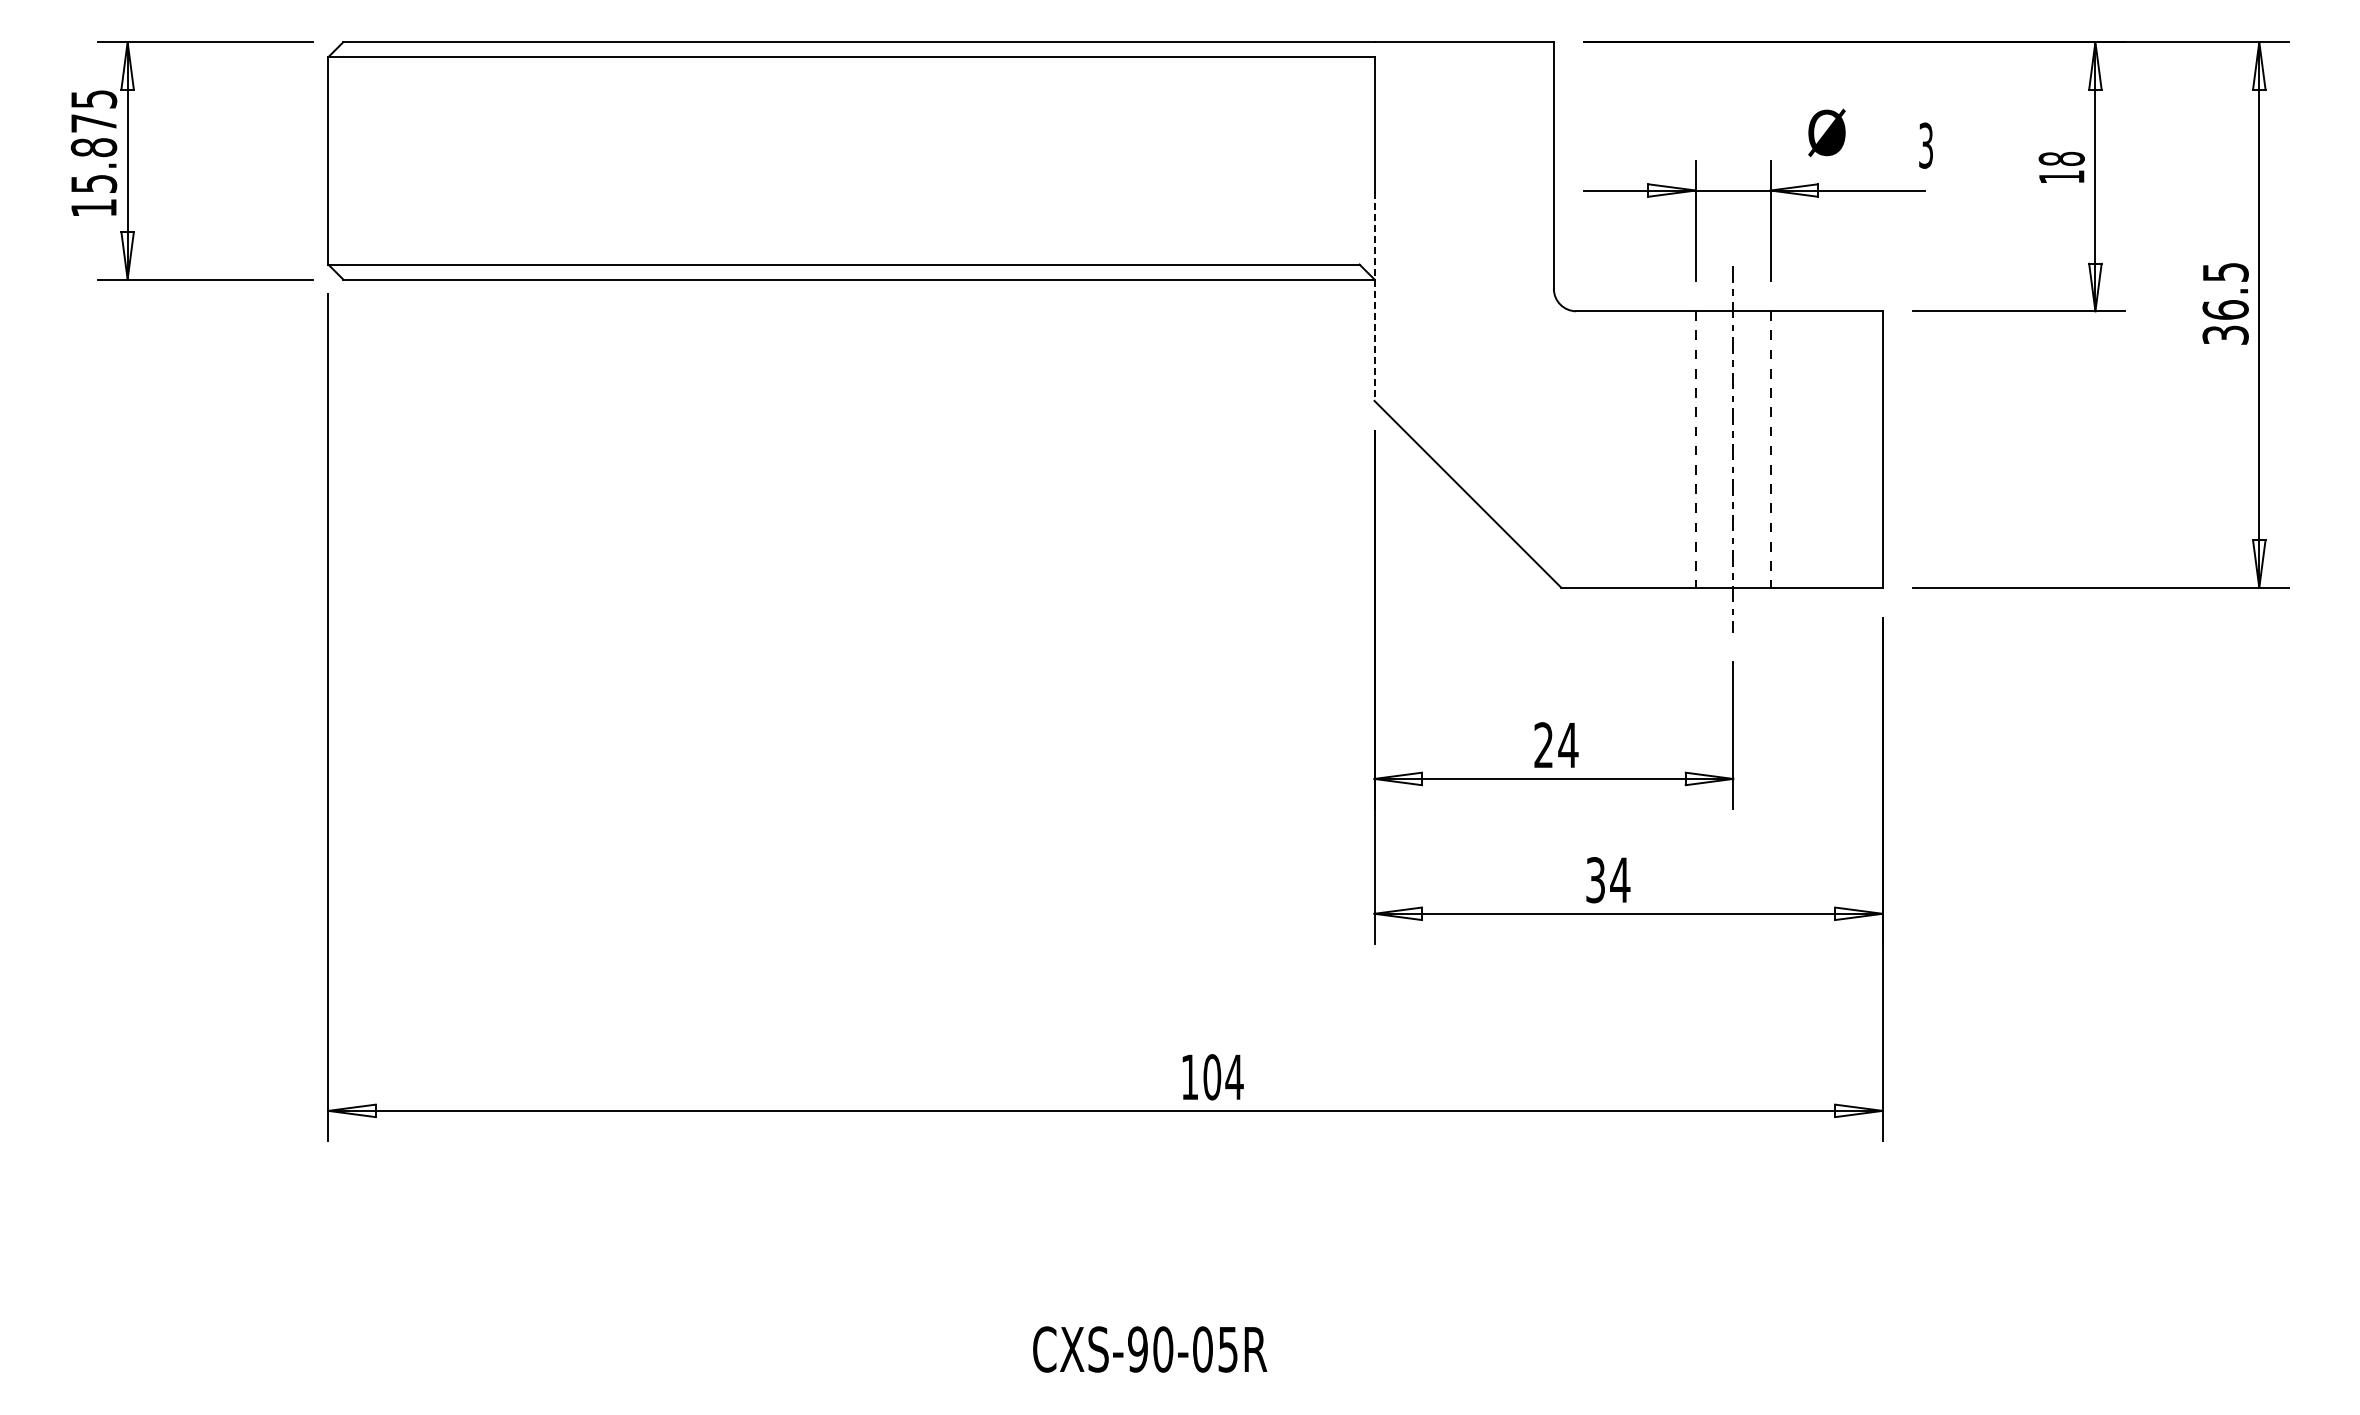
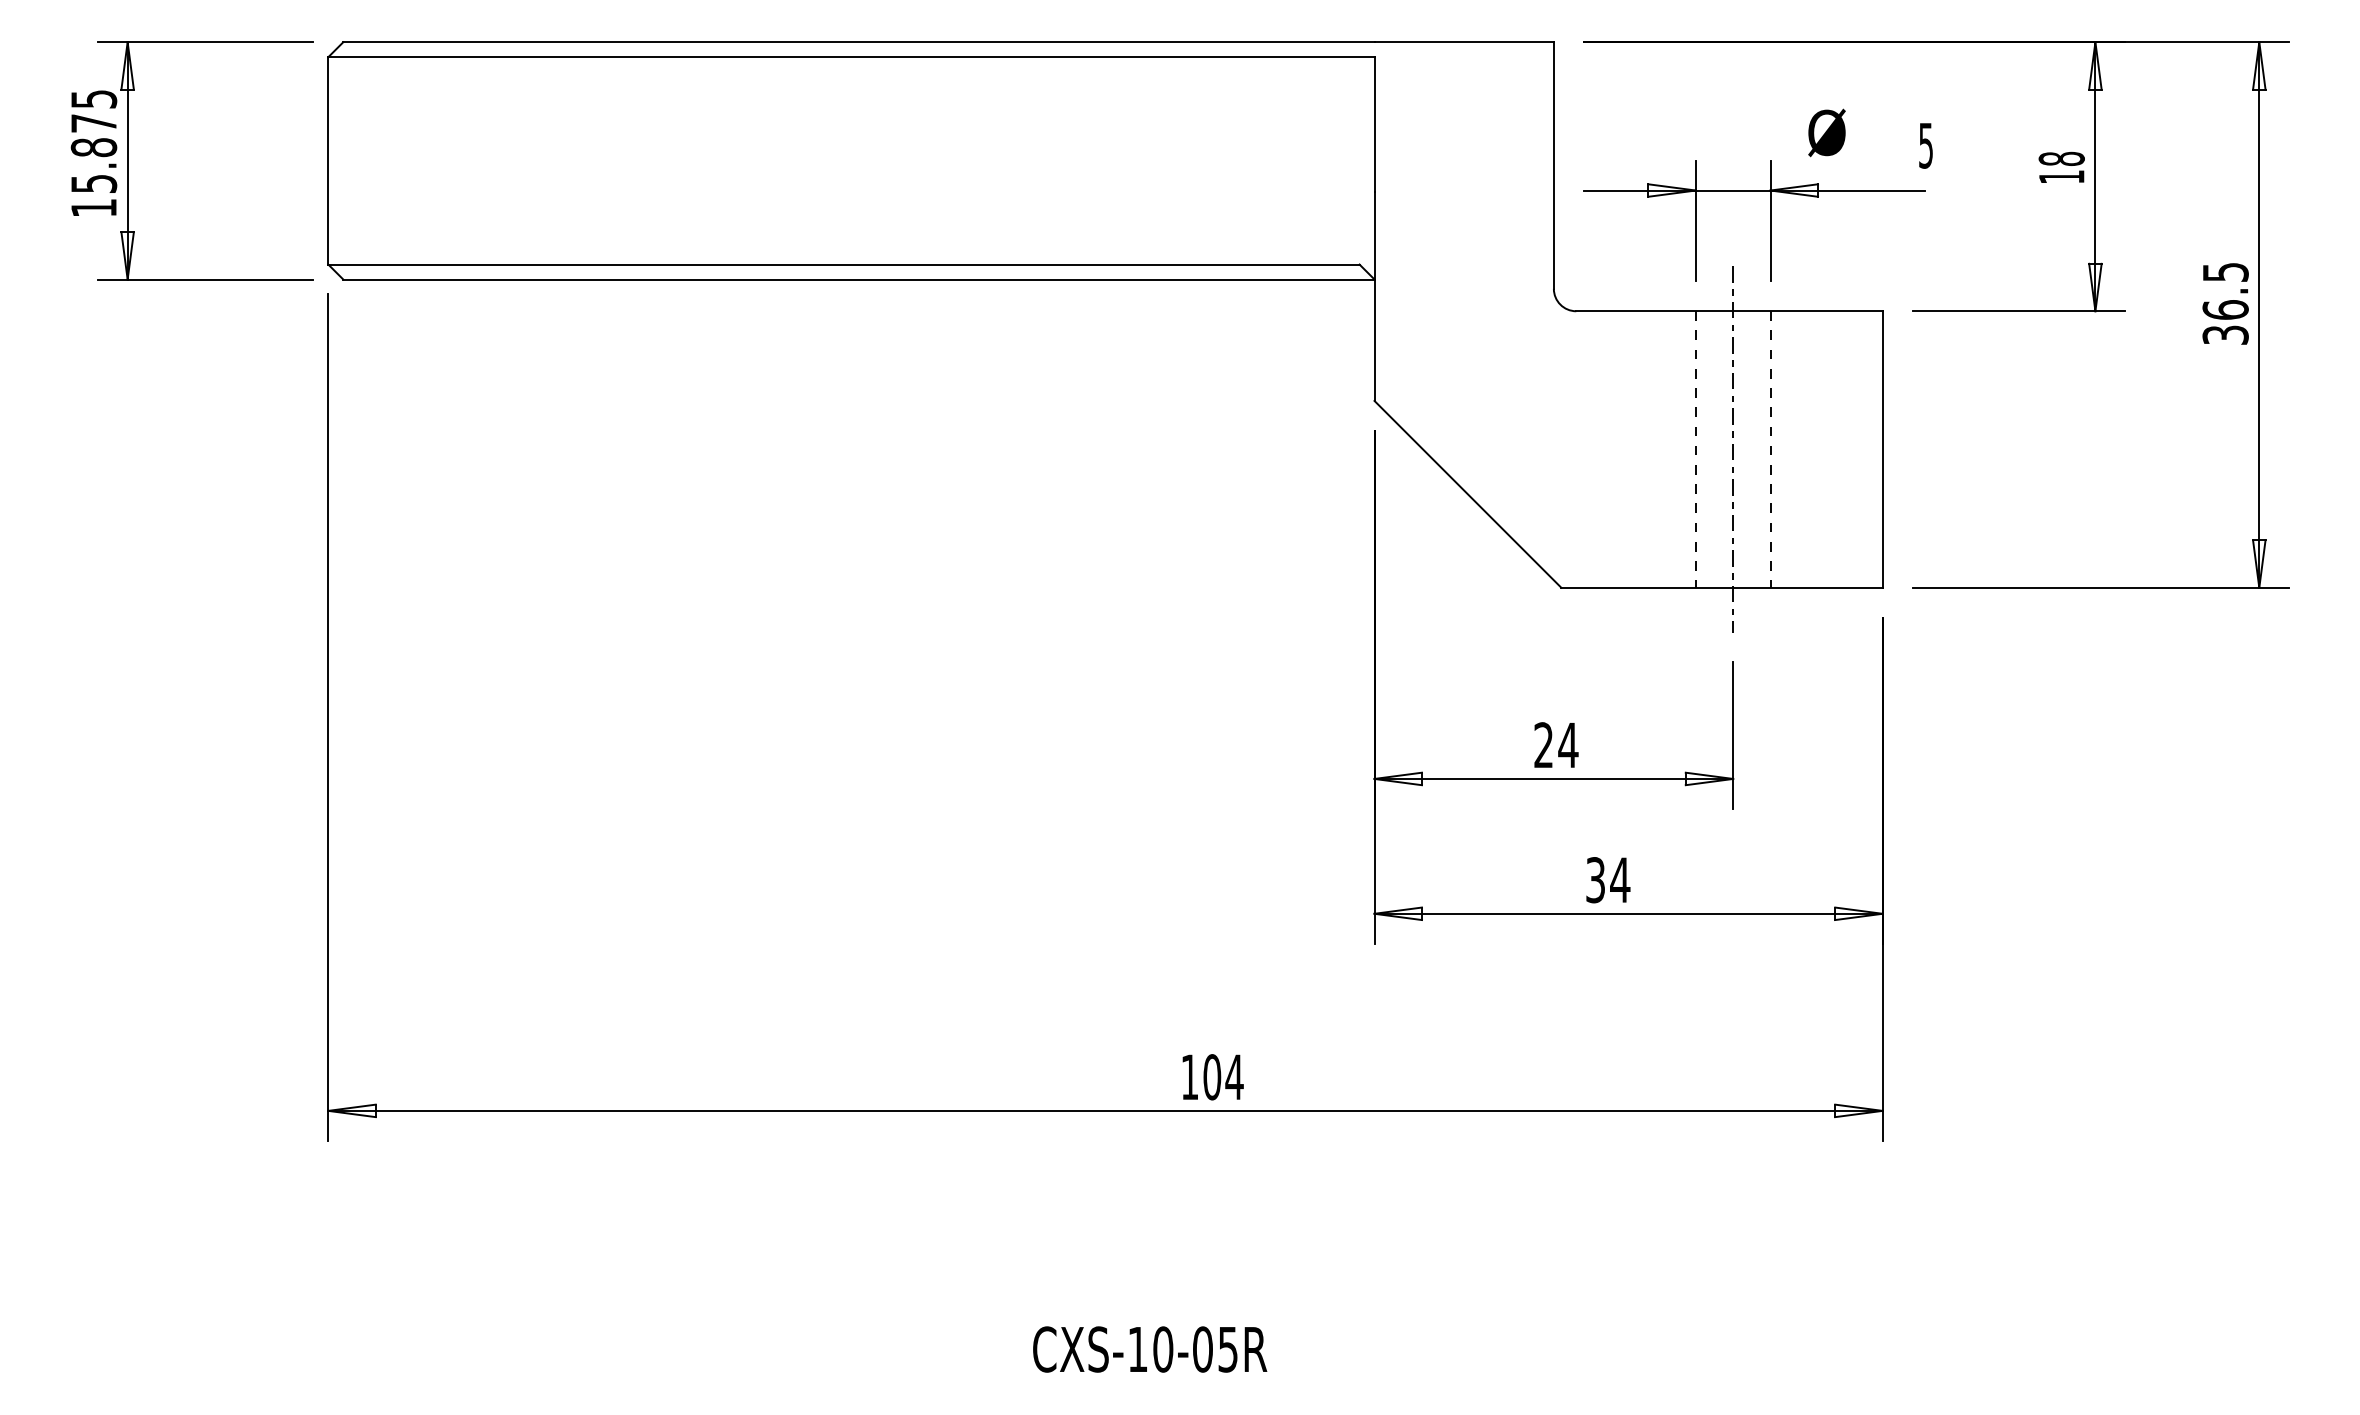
text: 3 -> 5 (1925, 145)
line: dashed -> solid (1374, 296)
text: CXS-90-05R -> CXS-10-05R (1137, 1349)
